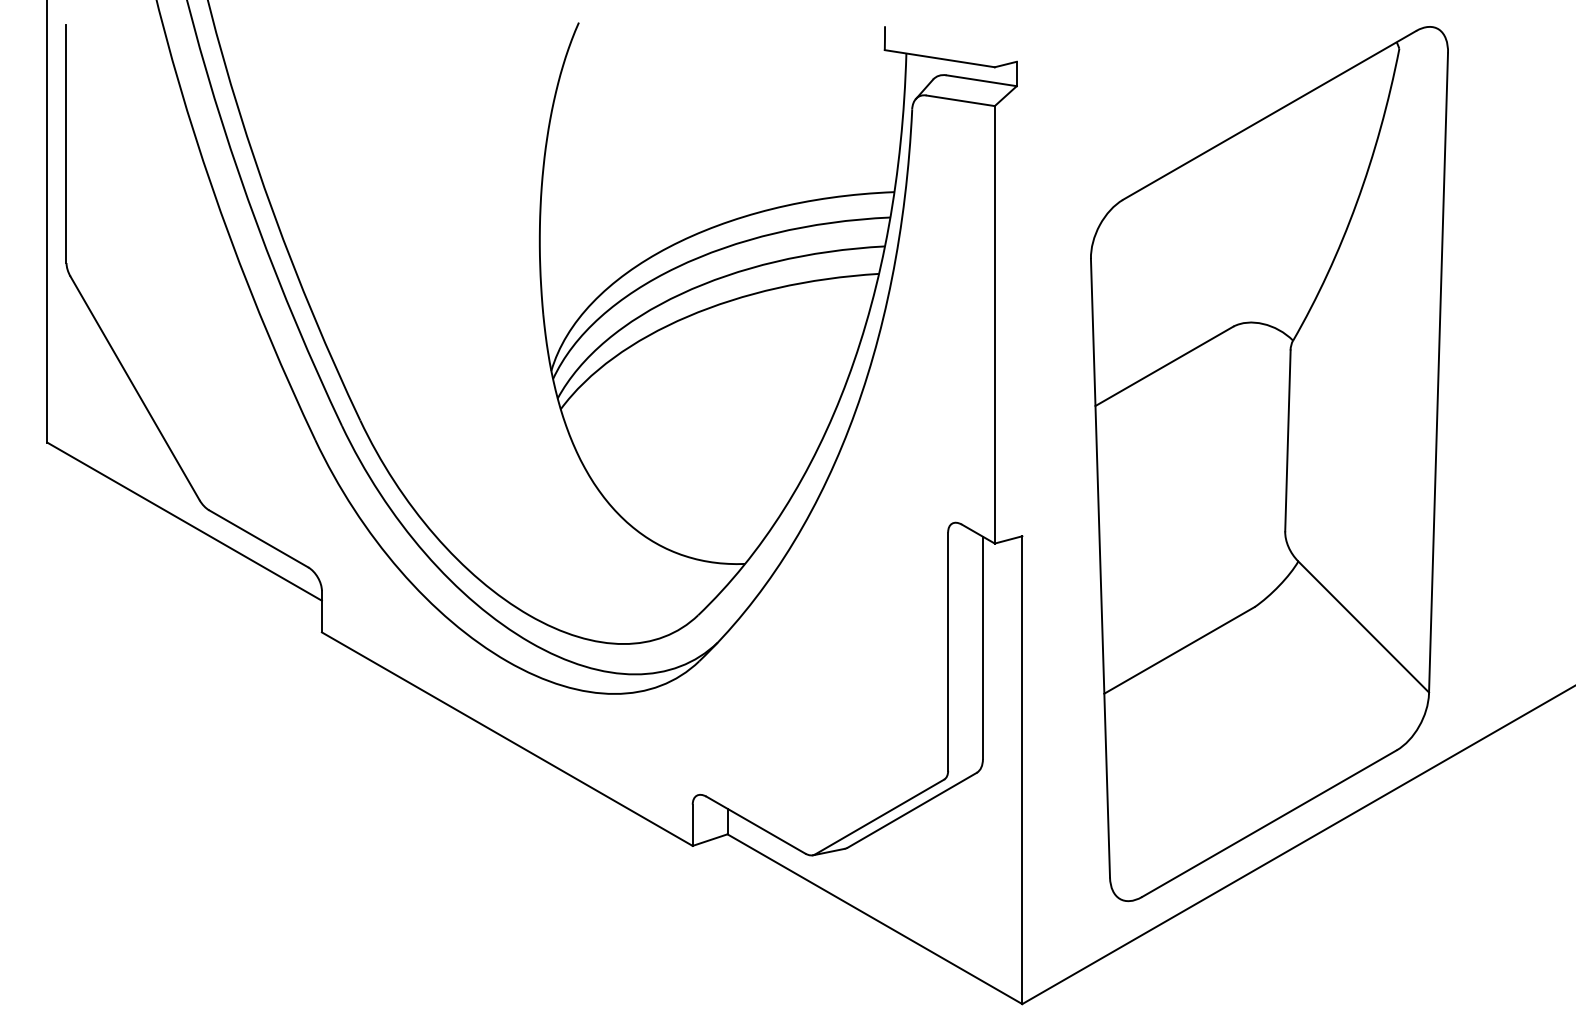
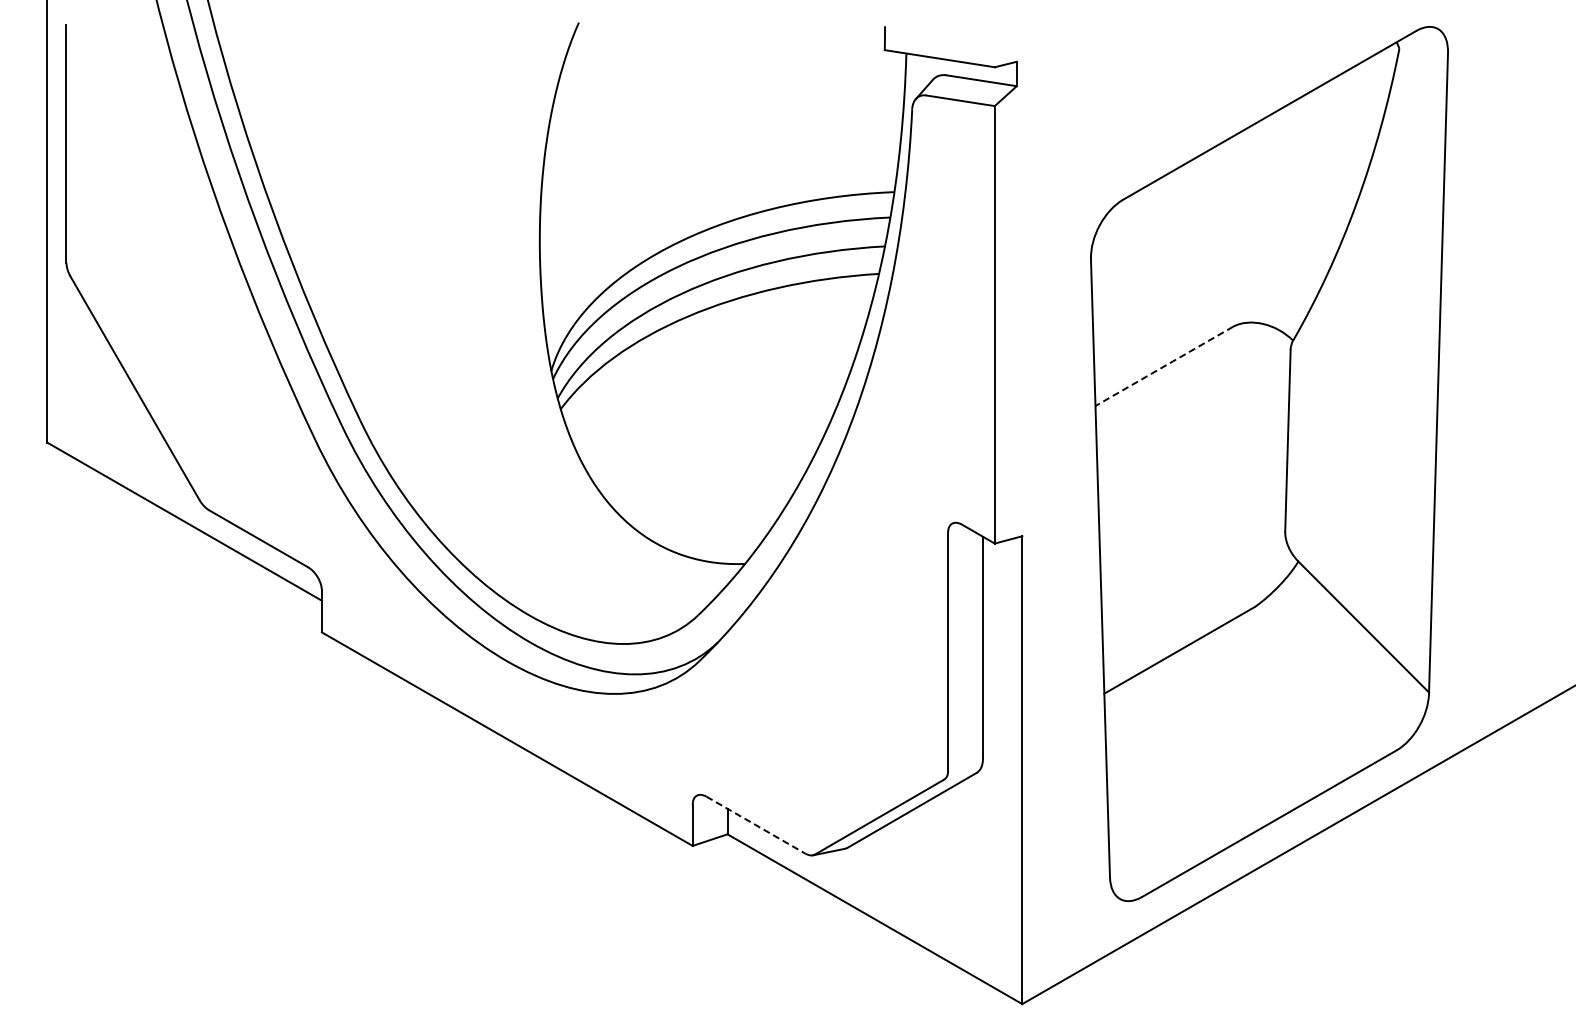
line: solid -> dashed (1164, 366)
line: solid -> dashed (756, 825)
